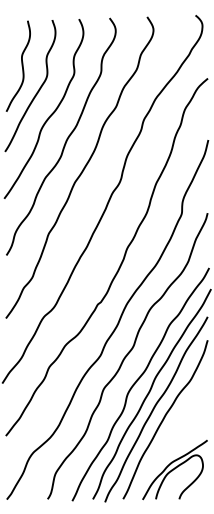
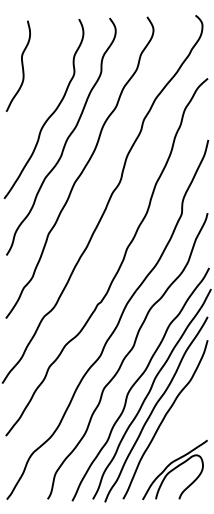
curve: present -> none (37, 90)
